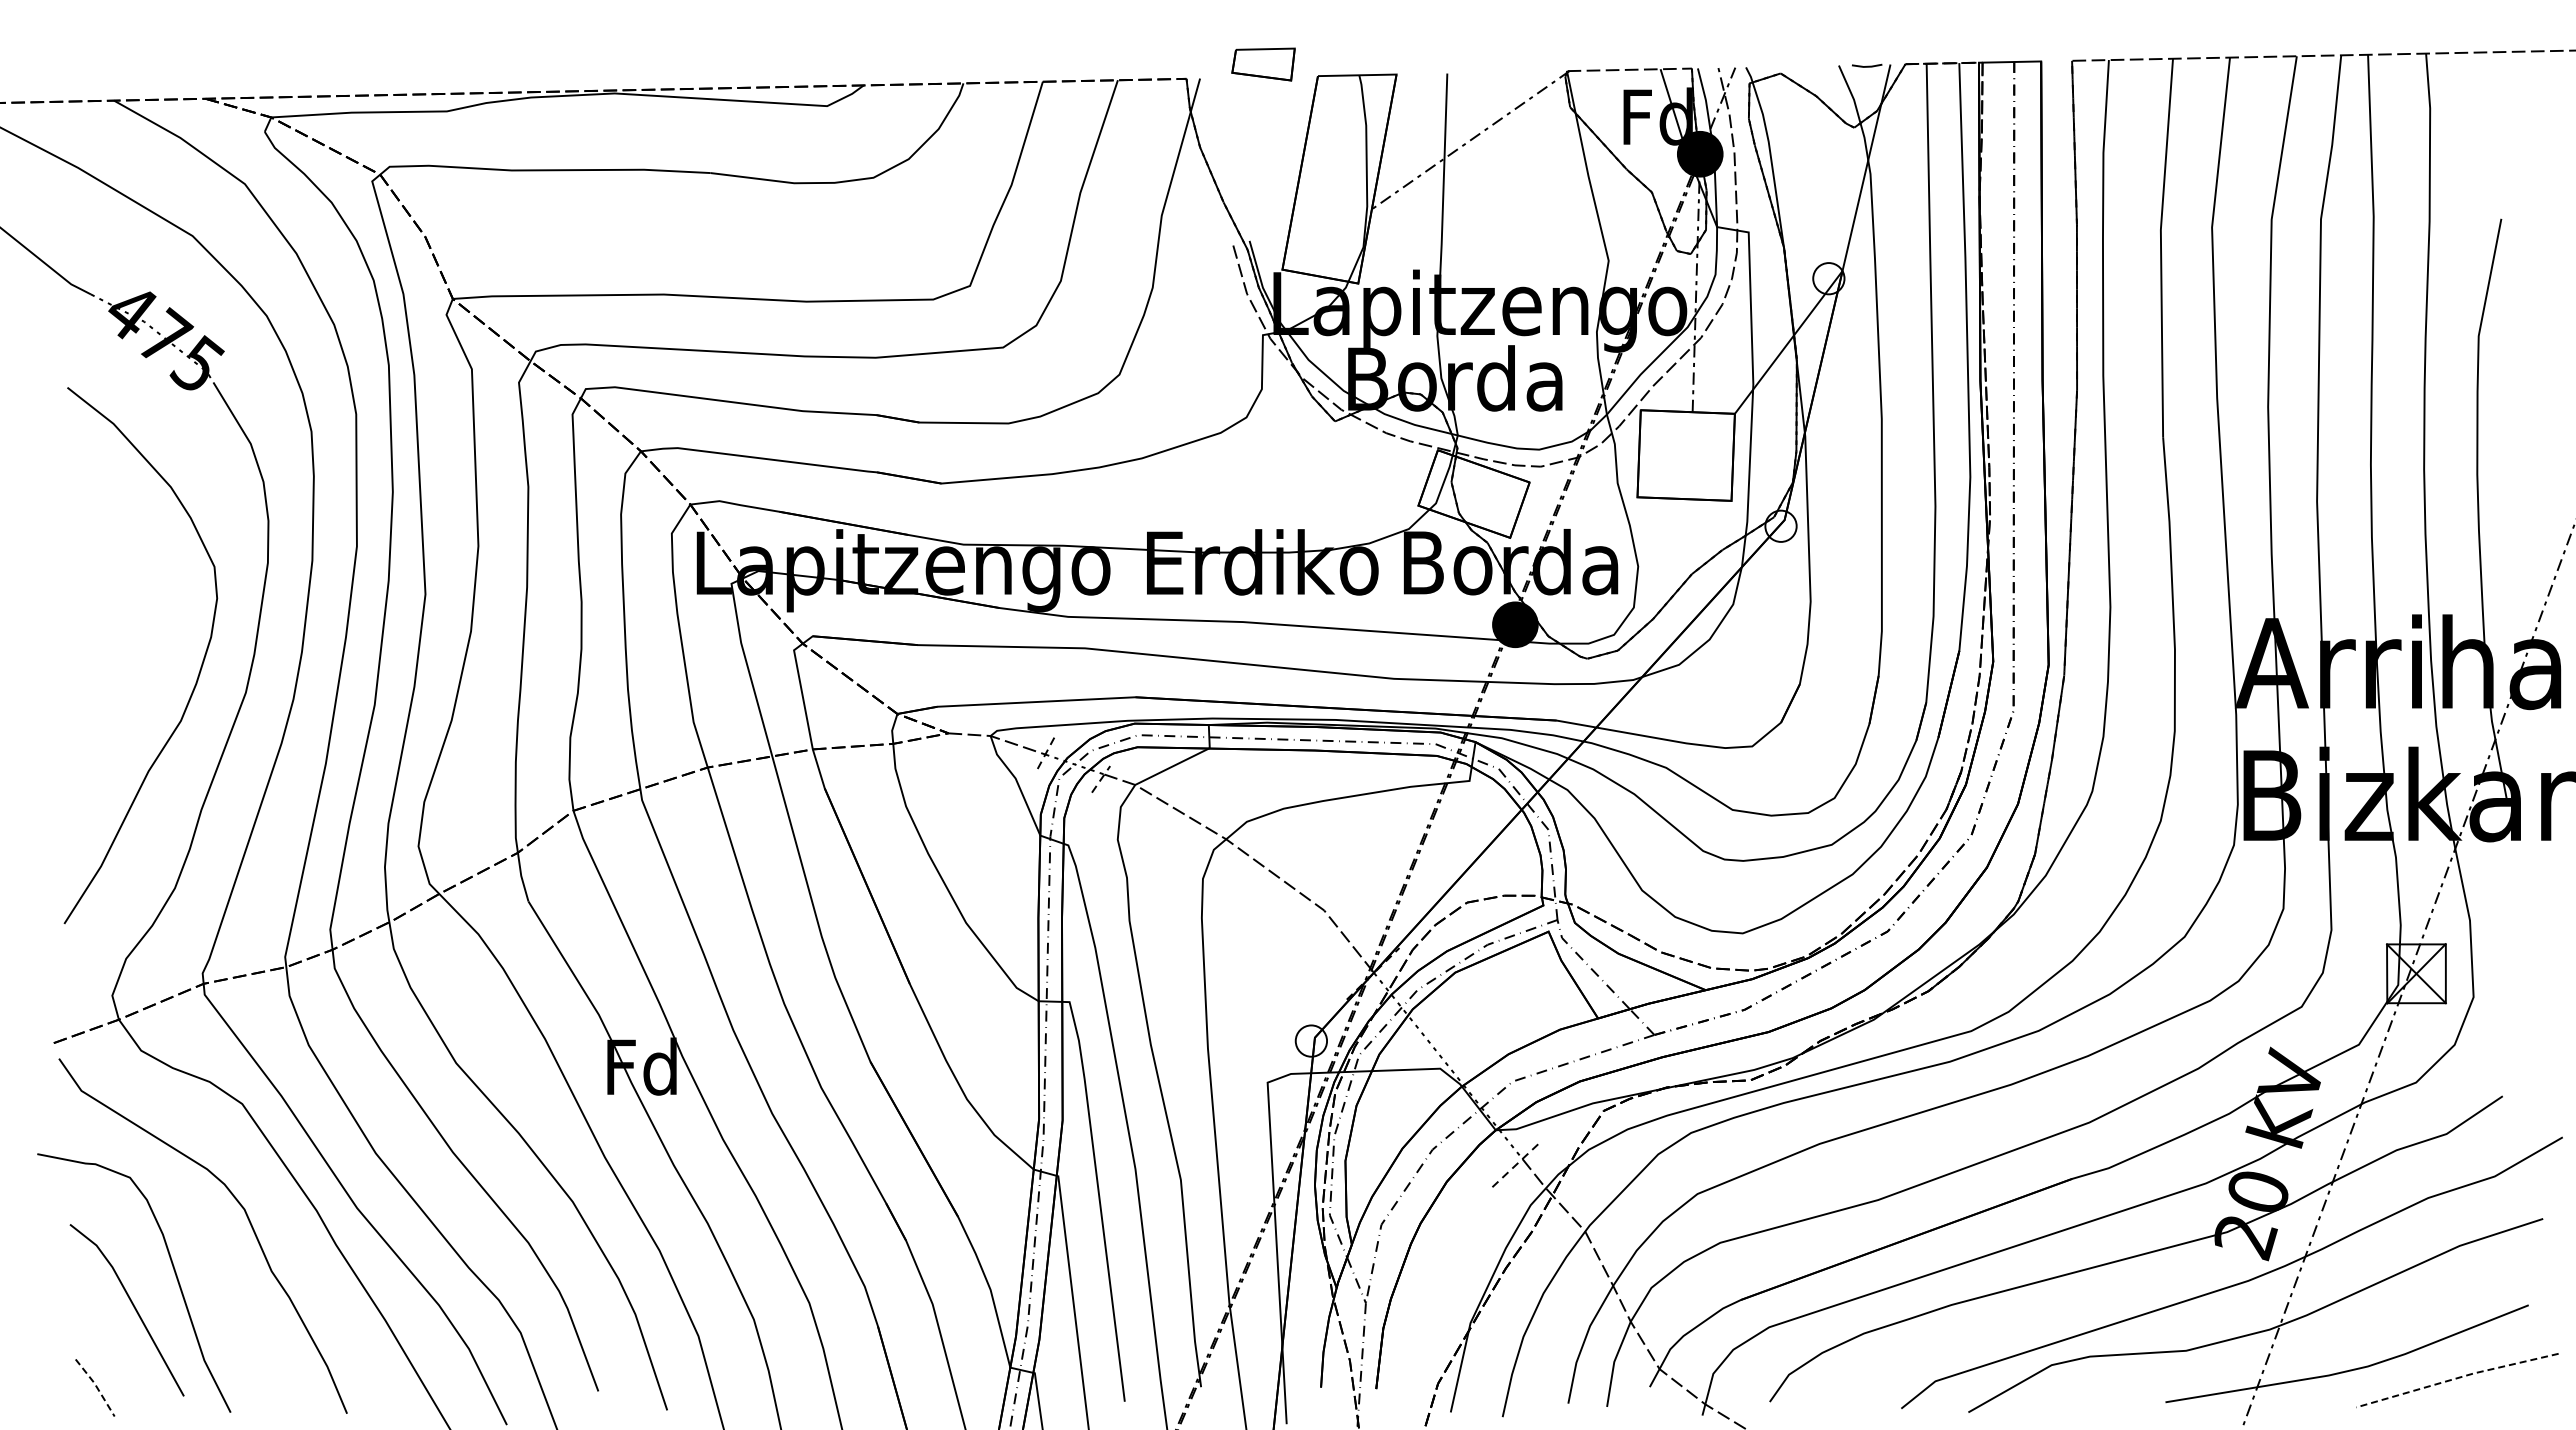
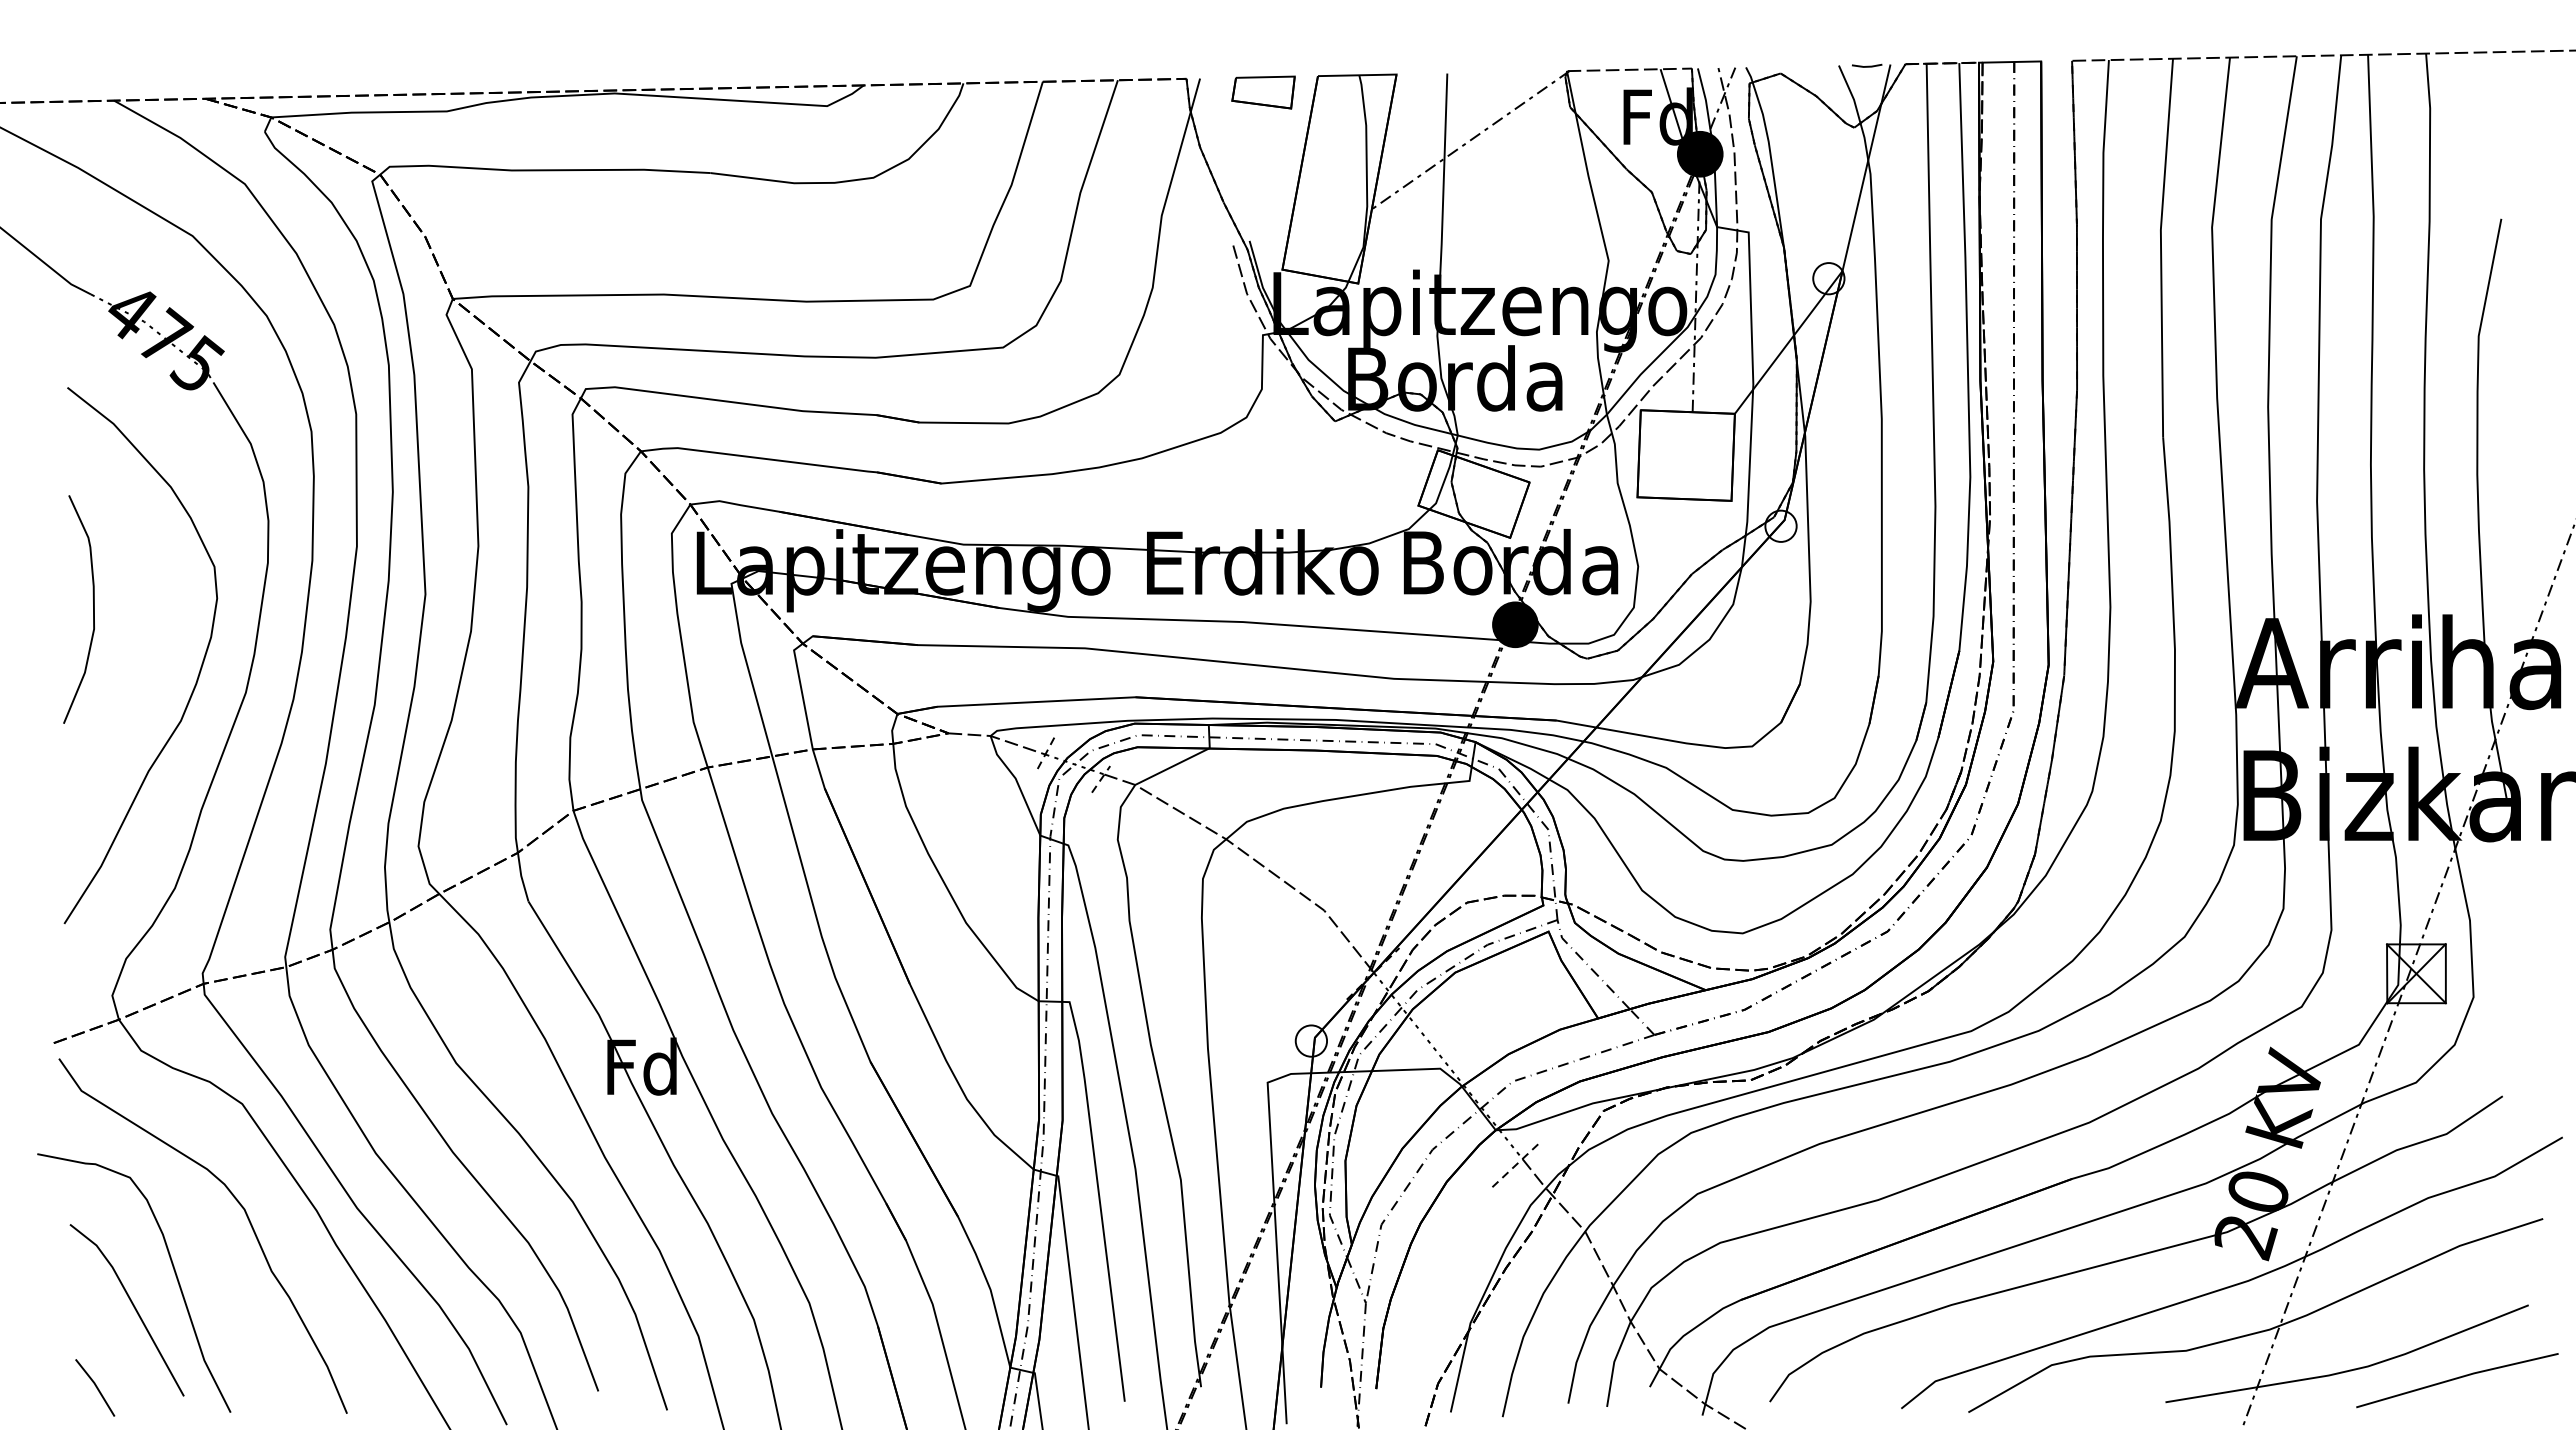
part position: (1263, 64) -> (1263, 92) (1263, 92)
curve: none -> present (93, 609)
line: dashed -> solid (2456, 1378)
line: dashed -> solid (96, 1386)
